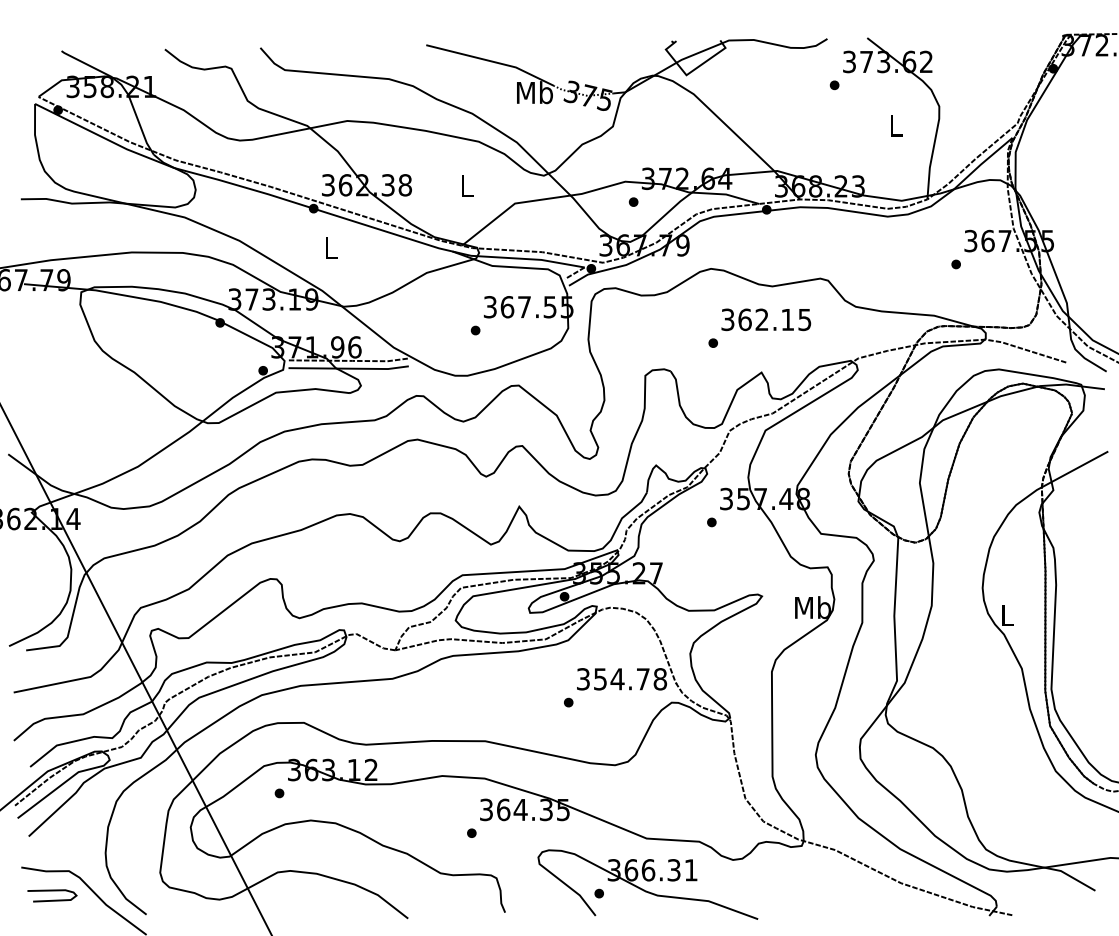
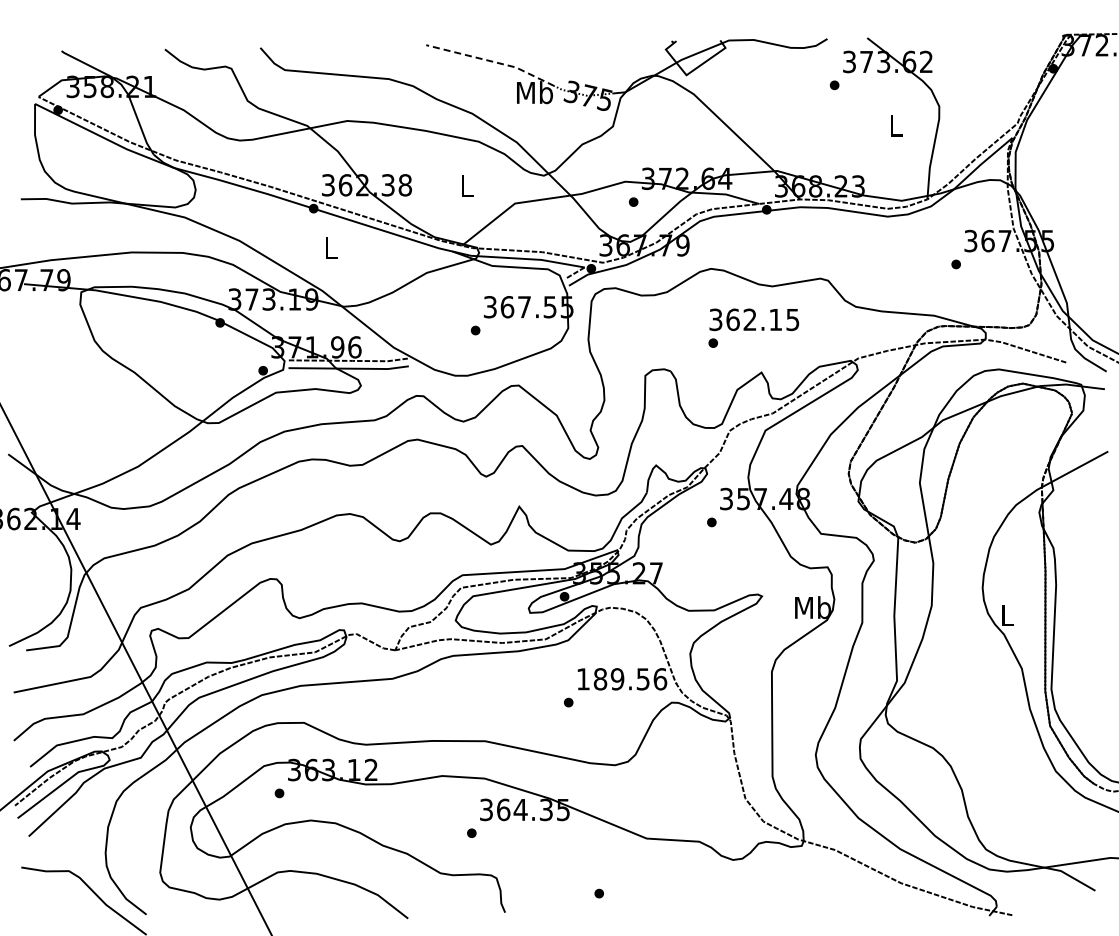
line: solid -> dashed (491, 61)
text position: (766, 319) -> (754, 319) (754, 319)
text: 354.78 -> 189.56 (622, 679)
part: present -> none (647, 884)
curve: present -> none (52, 891)
